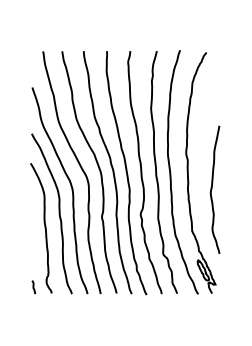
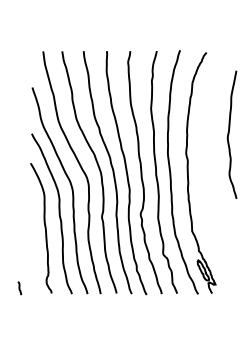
curve position: (212, 189) -> (229, 134) (229, 134)
curve position: (33, 287) -> (19, 288) (19, 288)
